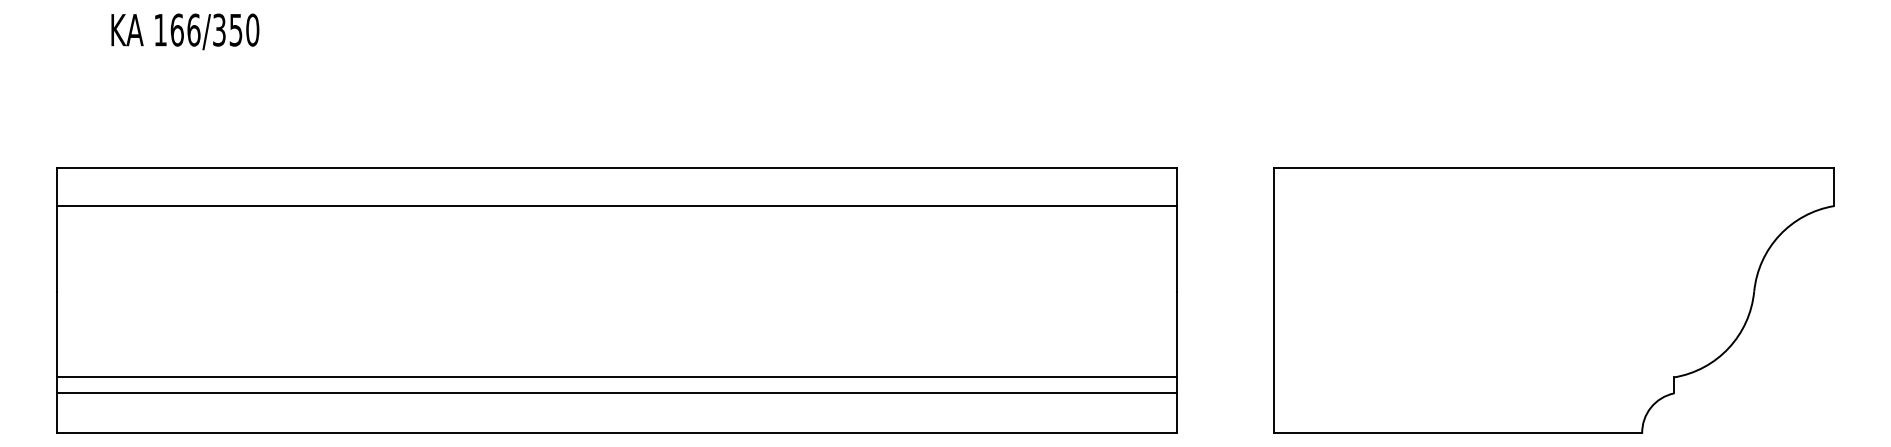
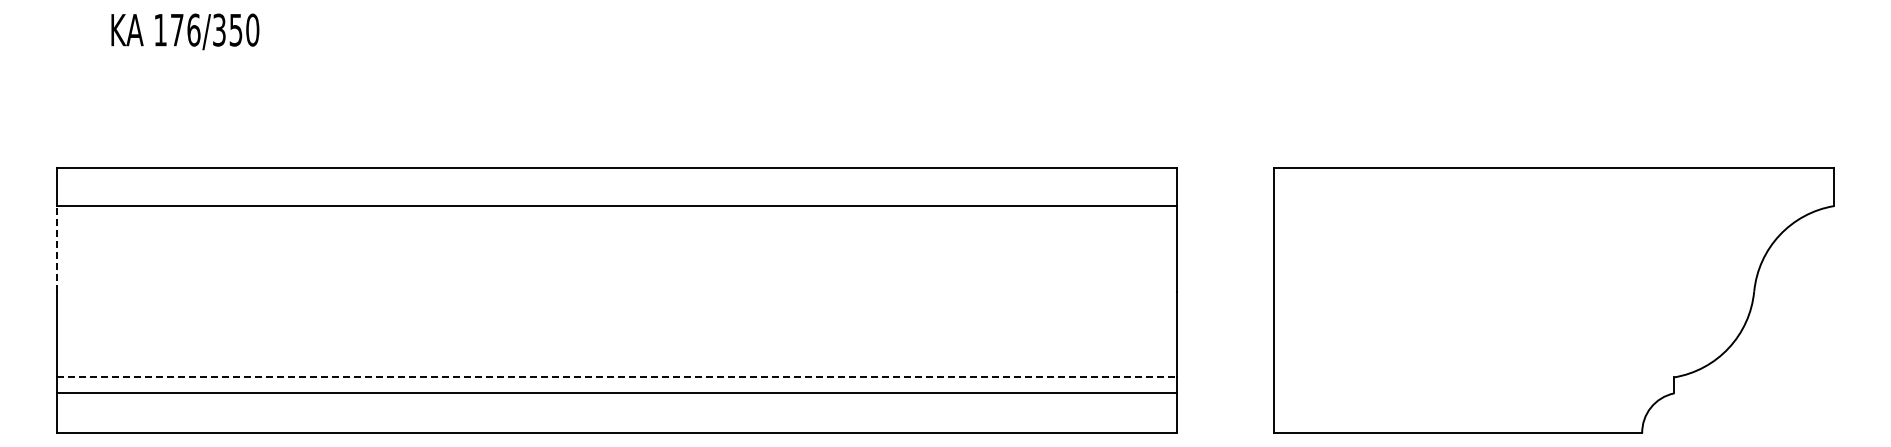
text: 166/350 -> 176/350 (176, 29)
line: solid -> dashed (56, 248)
line: solid -> dashed (617, 377)
